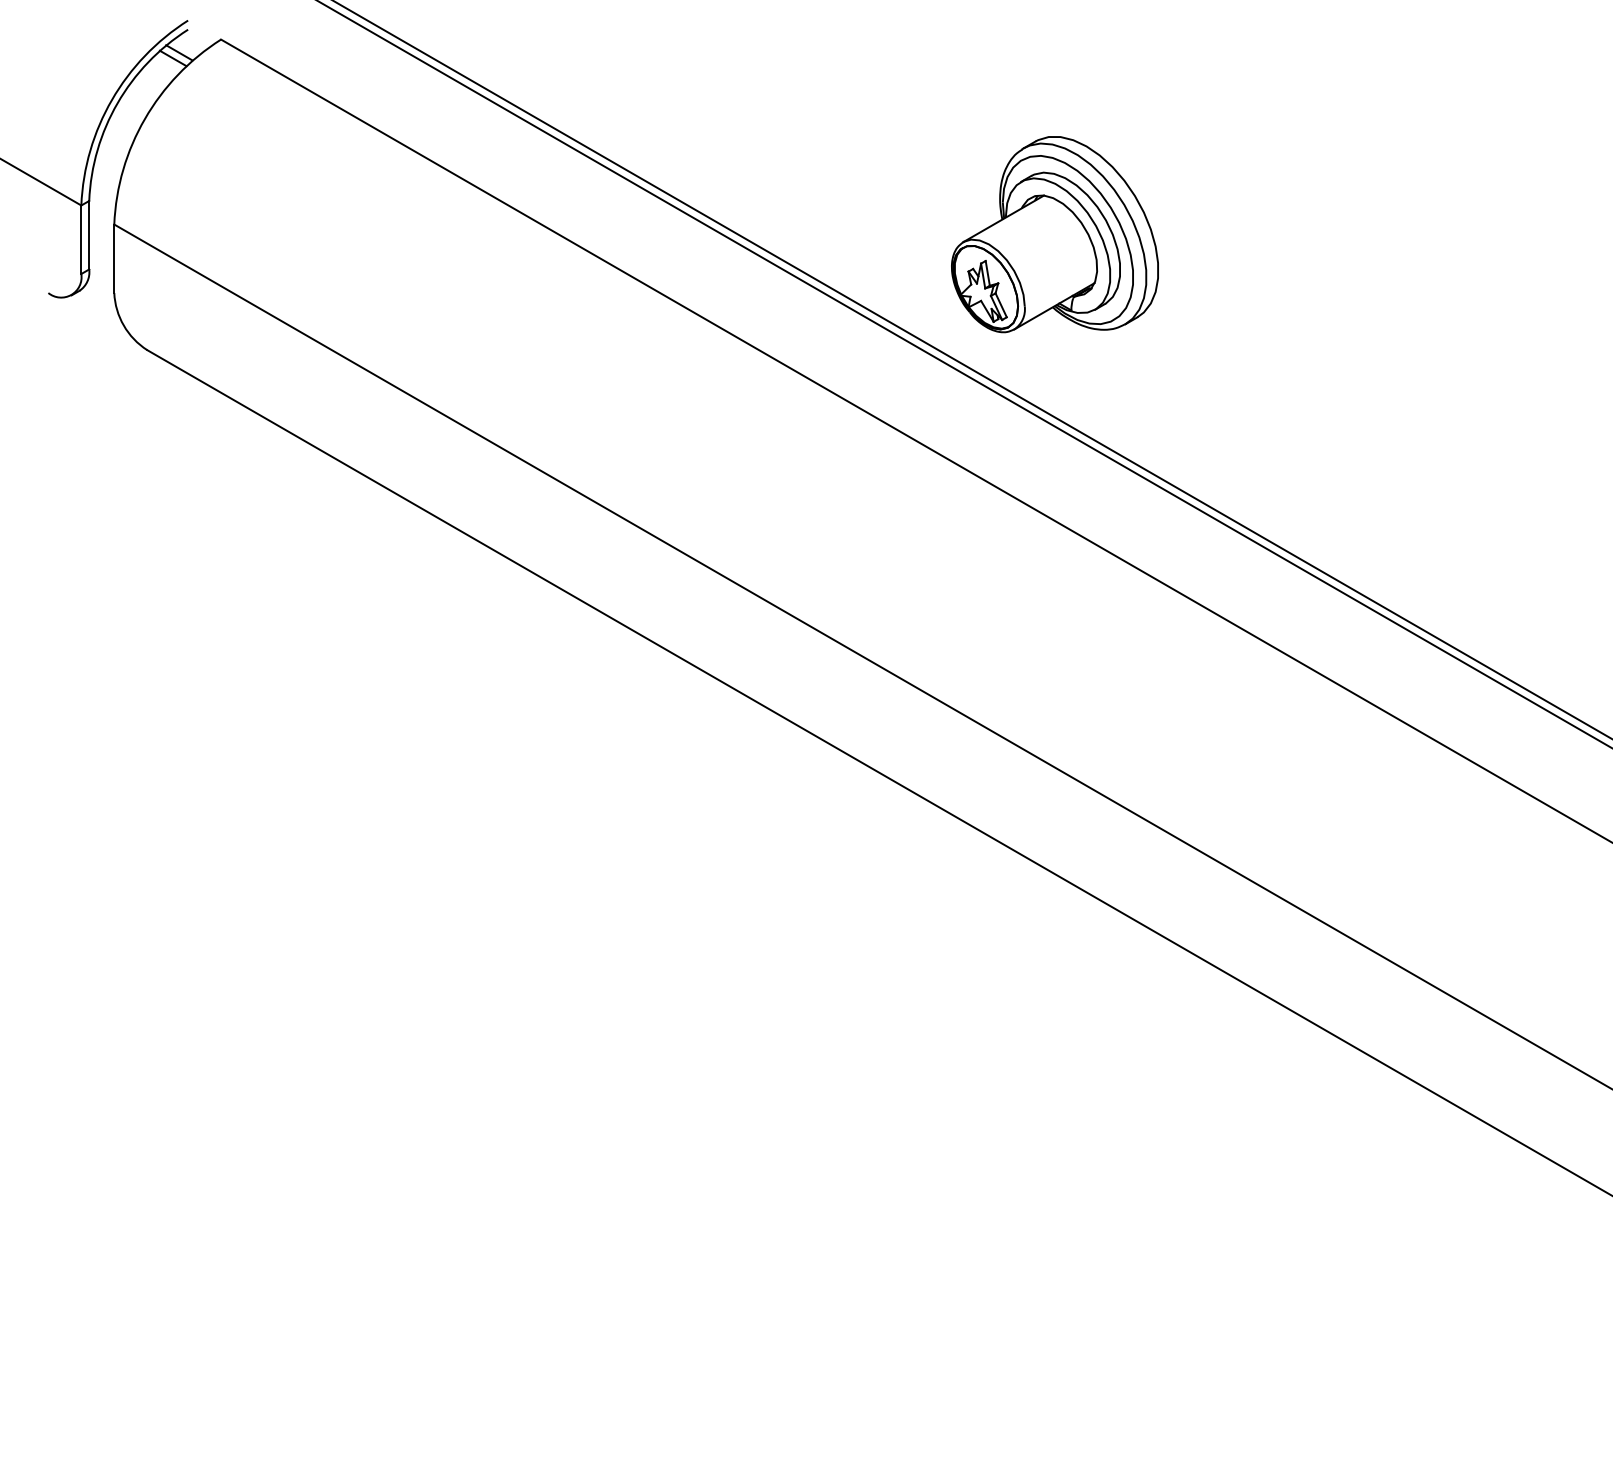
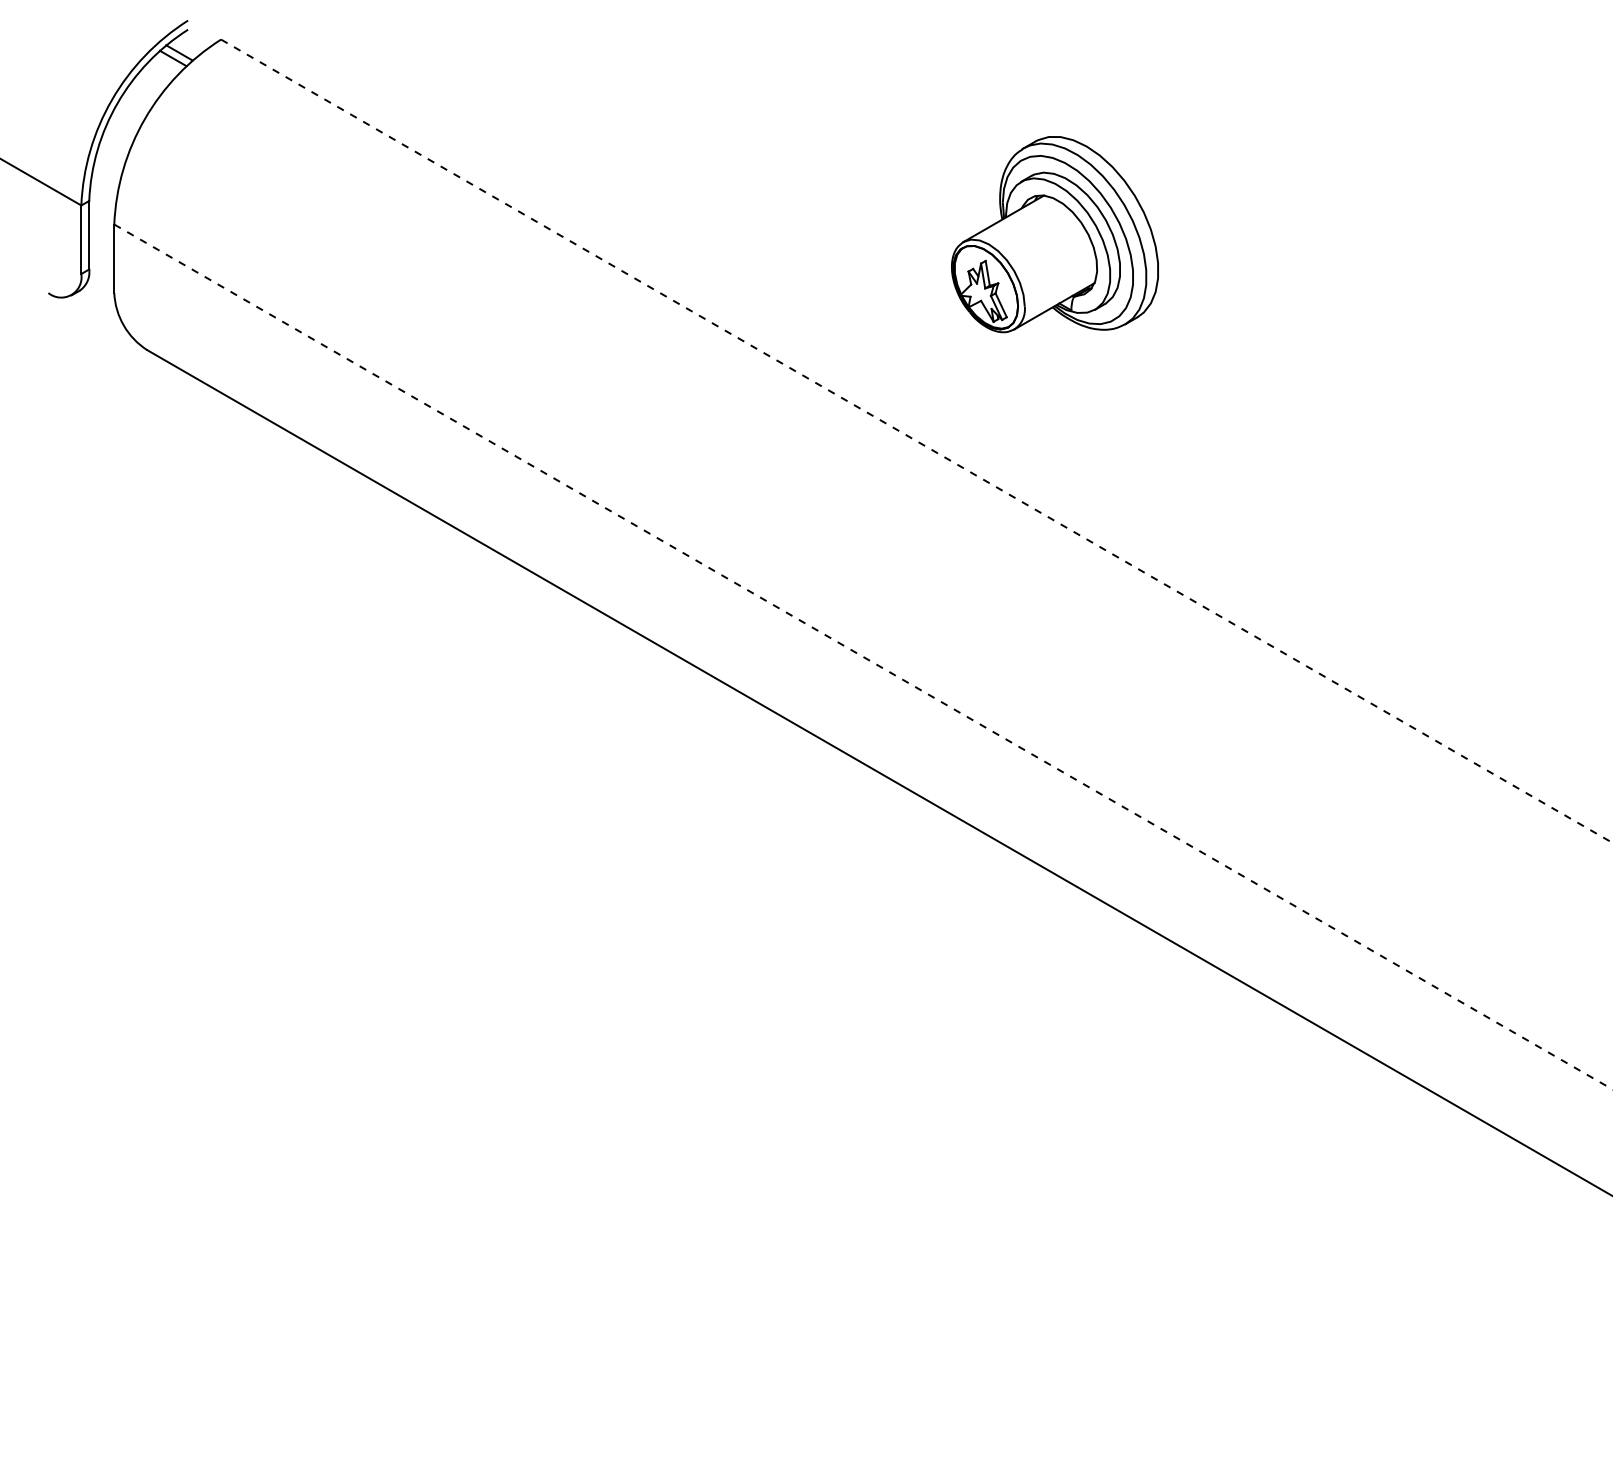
line: present -> none (972, 369)
line: present -> none (964, 374)
line: solid -> dashed (917, 441)
line: solid -> dashed (864, 657)
